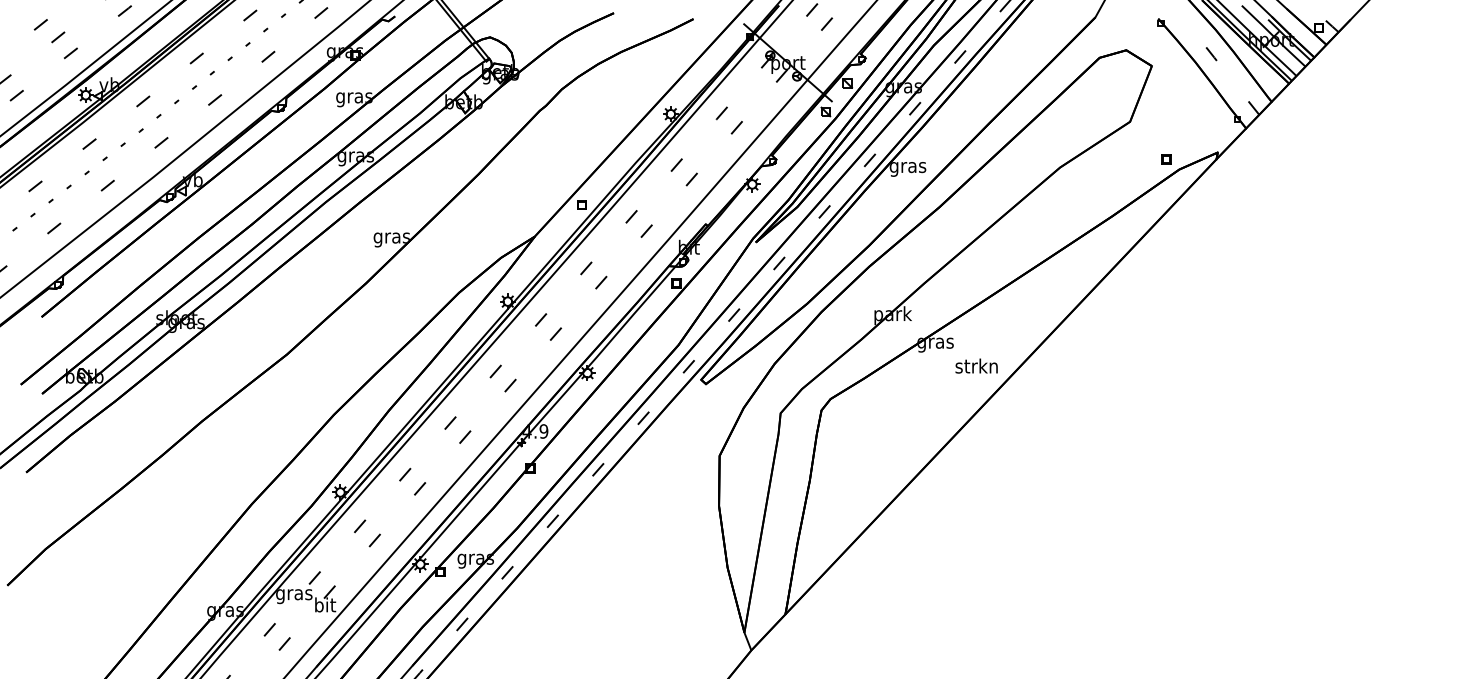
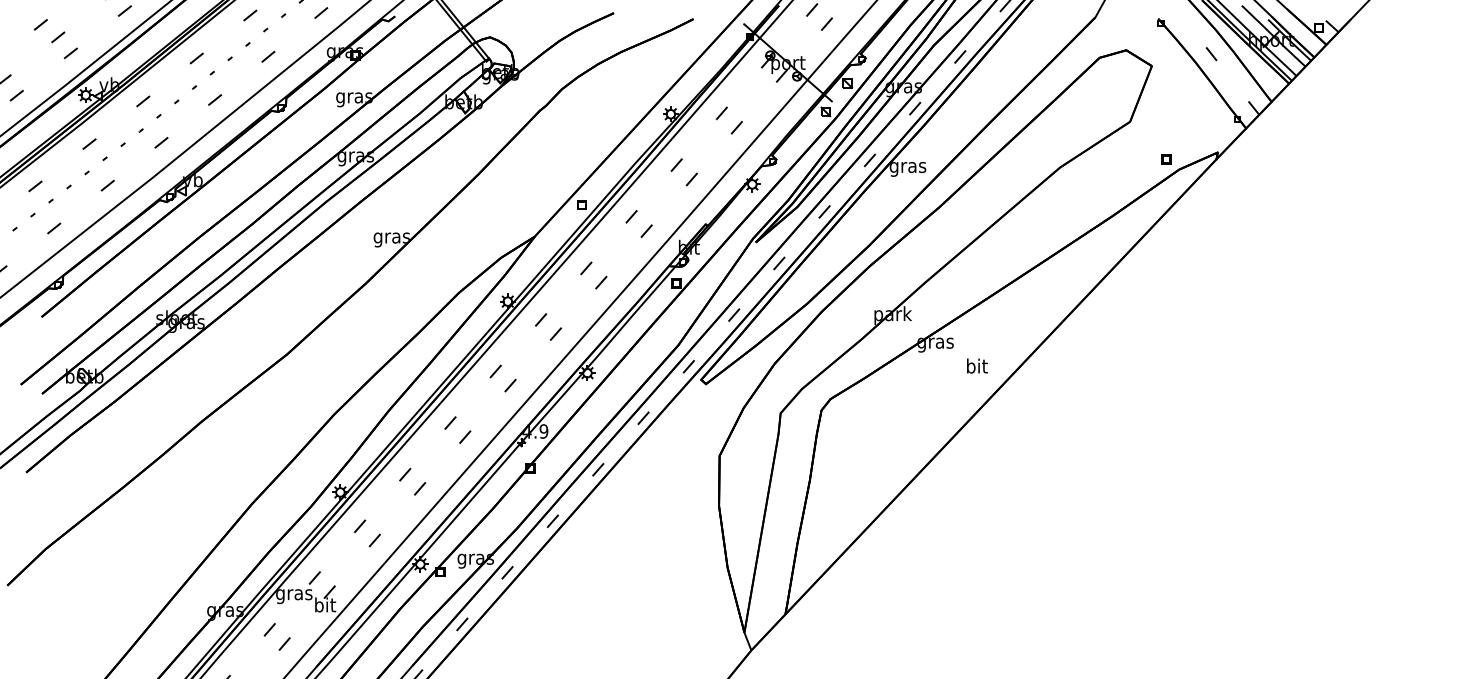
text: strkn -> bit (976, 365)
